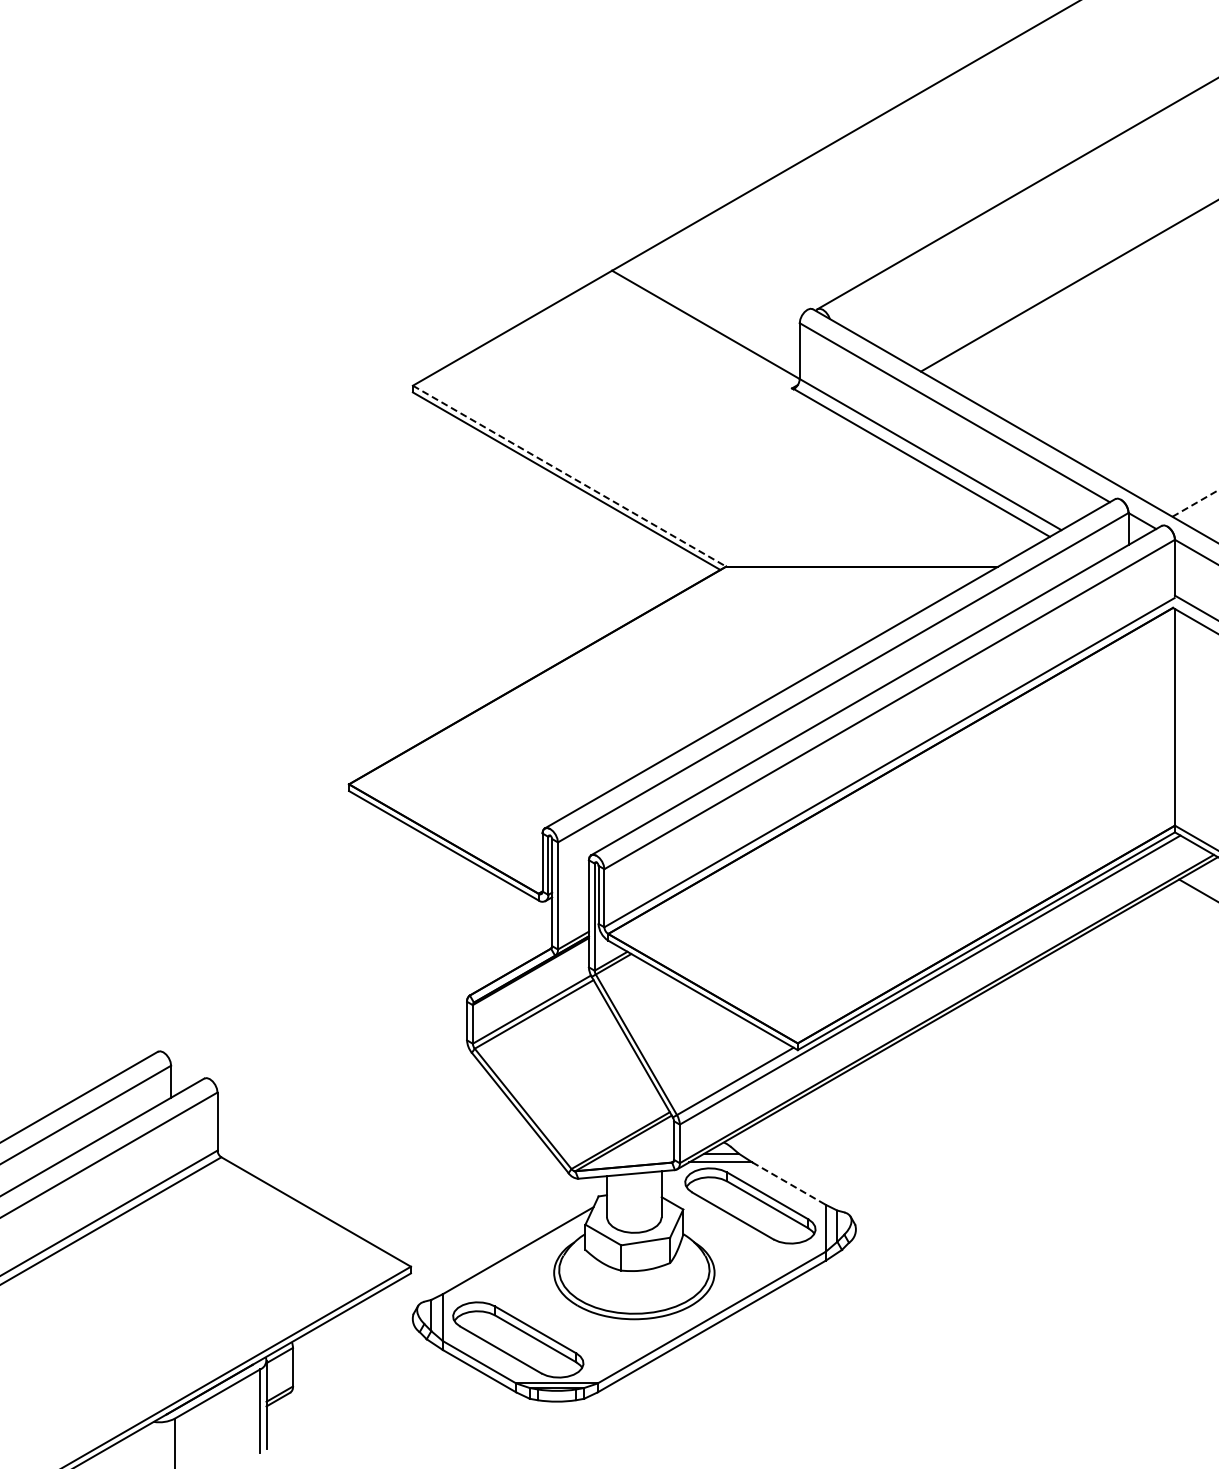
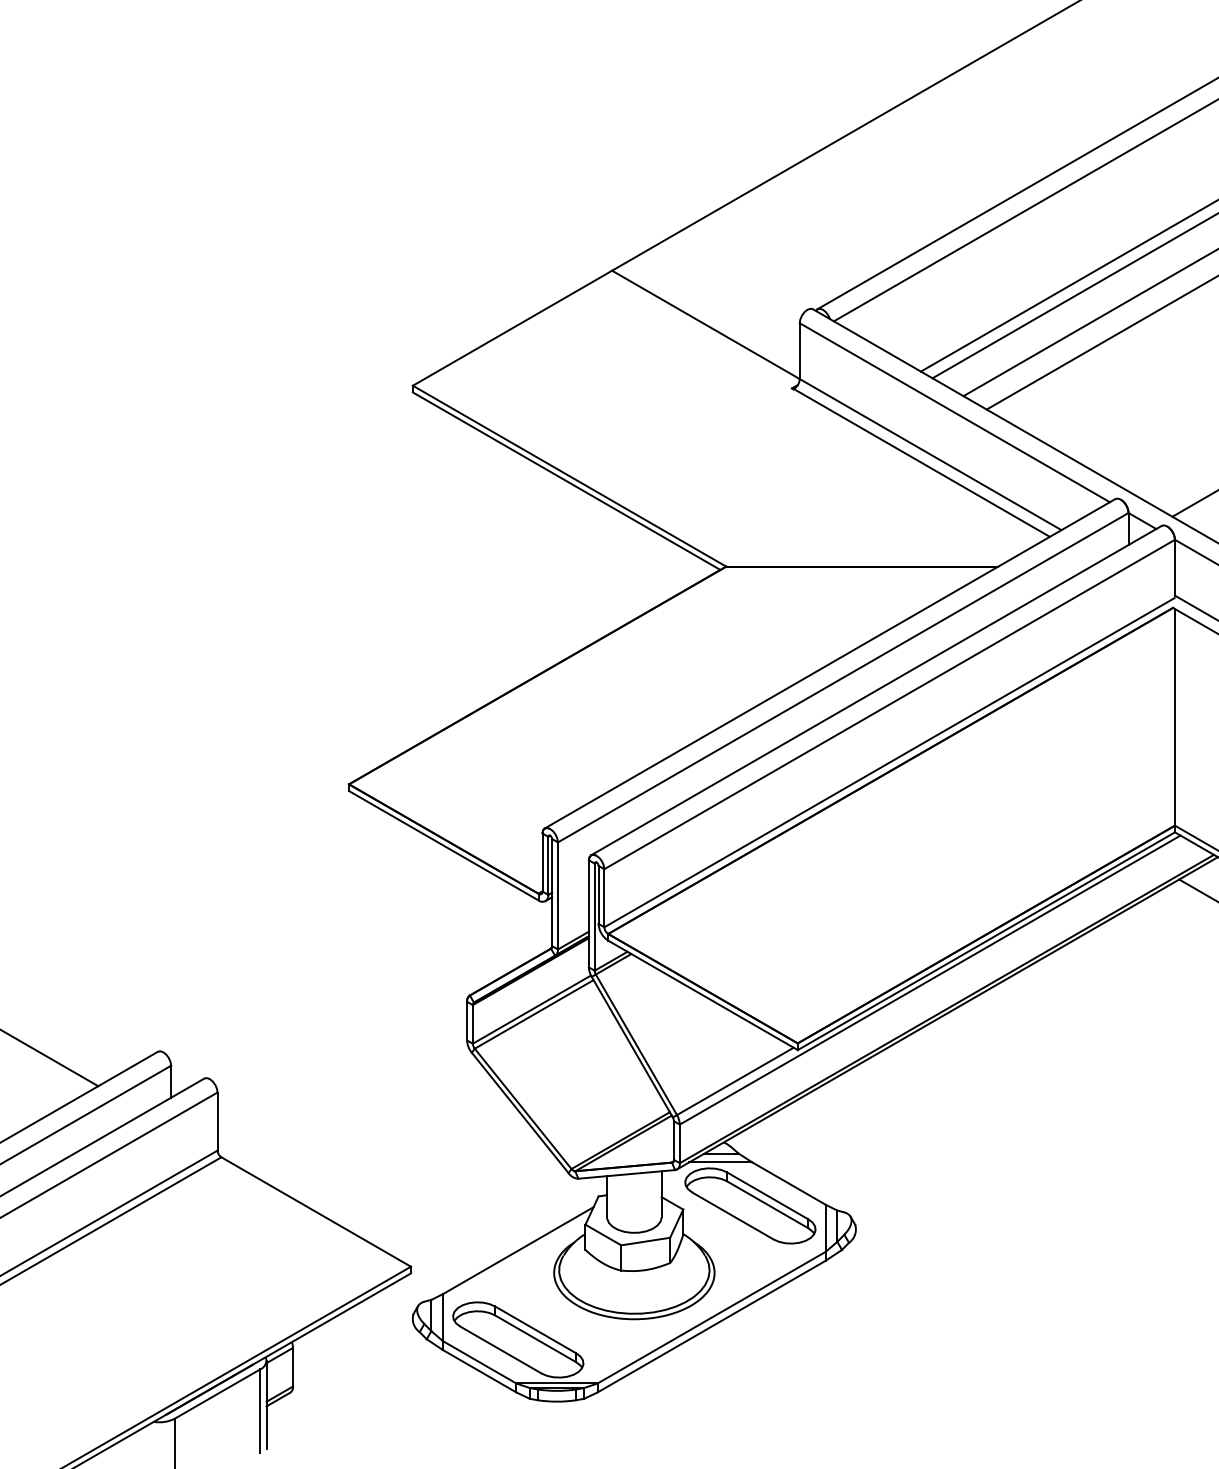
line: none -> present (1024, 211)
line: none -> present (1073, 296)
line: none -> present (1089, 323)
line: none -> present (1100, 343)
line: dashed -> solid (569, 476)
line: dashed -> solid (1195, 503)
line: none -> present (50, 1058)
line: dashed -> solid (789, 1183)
